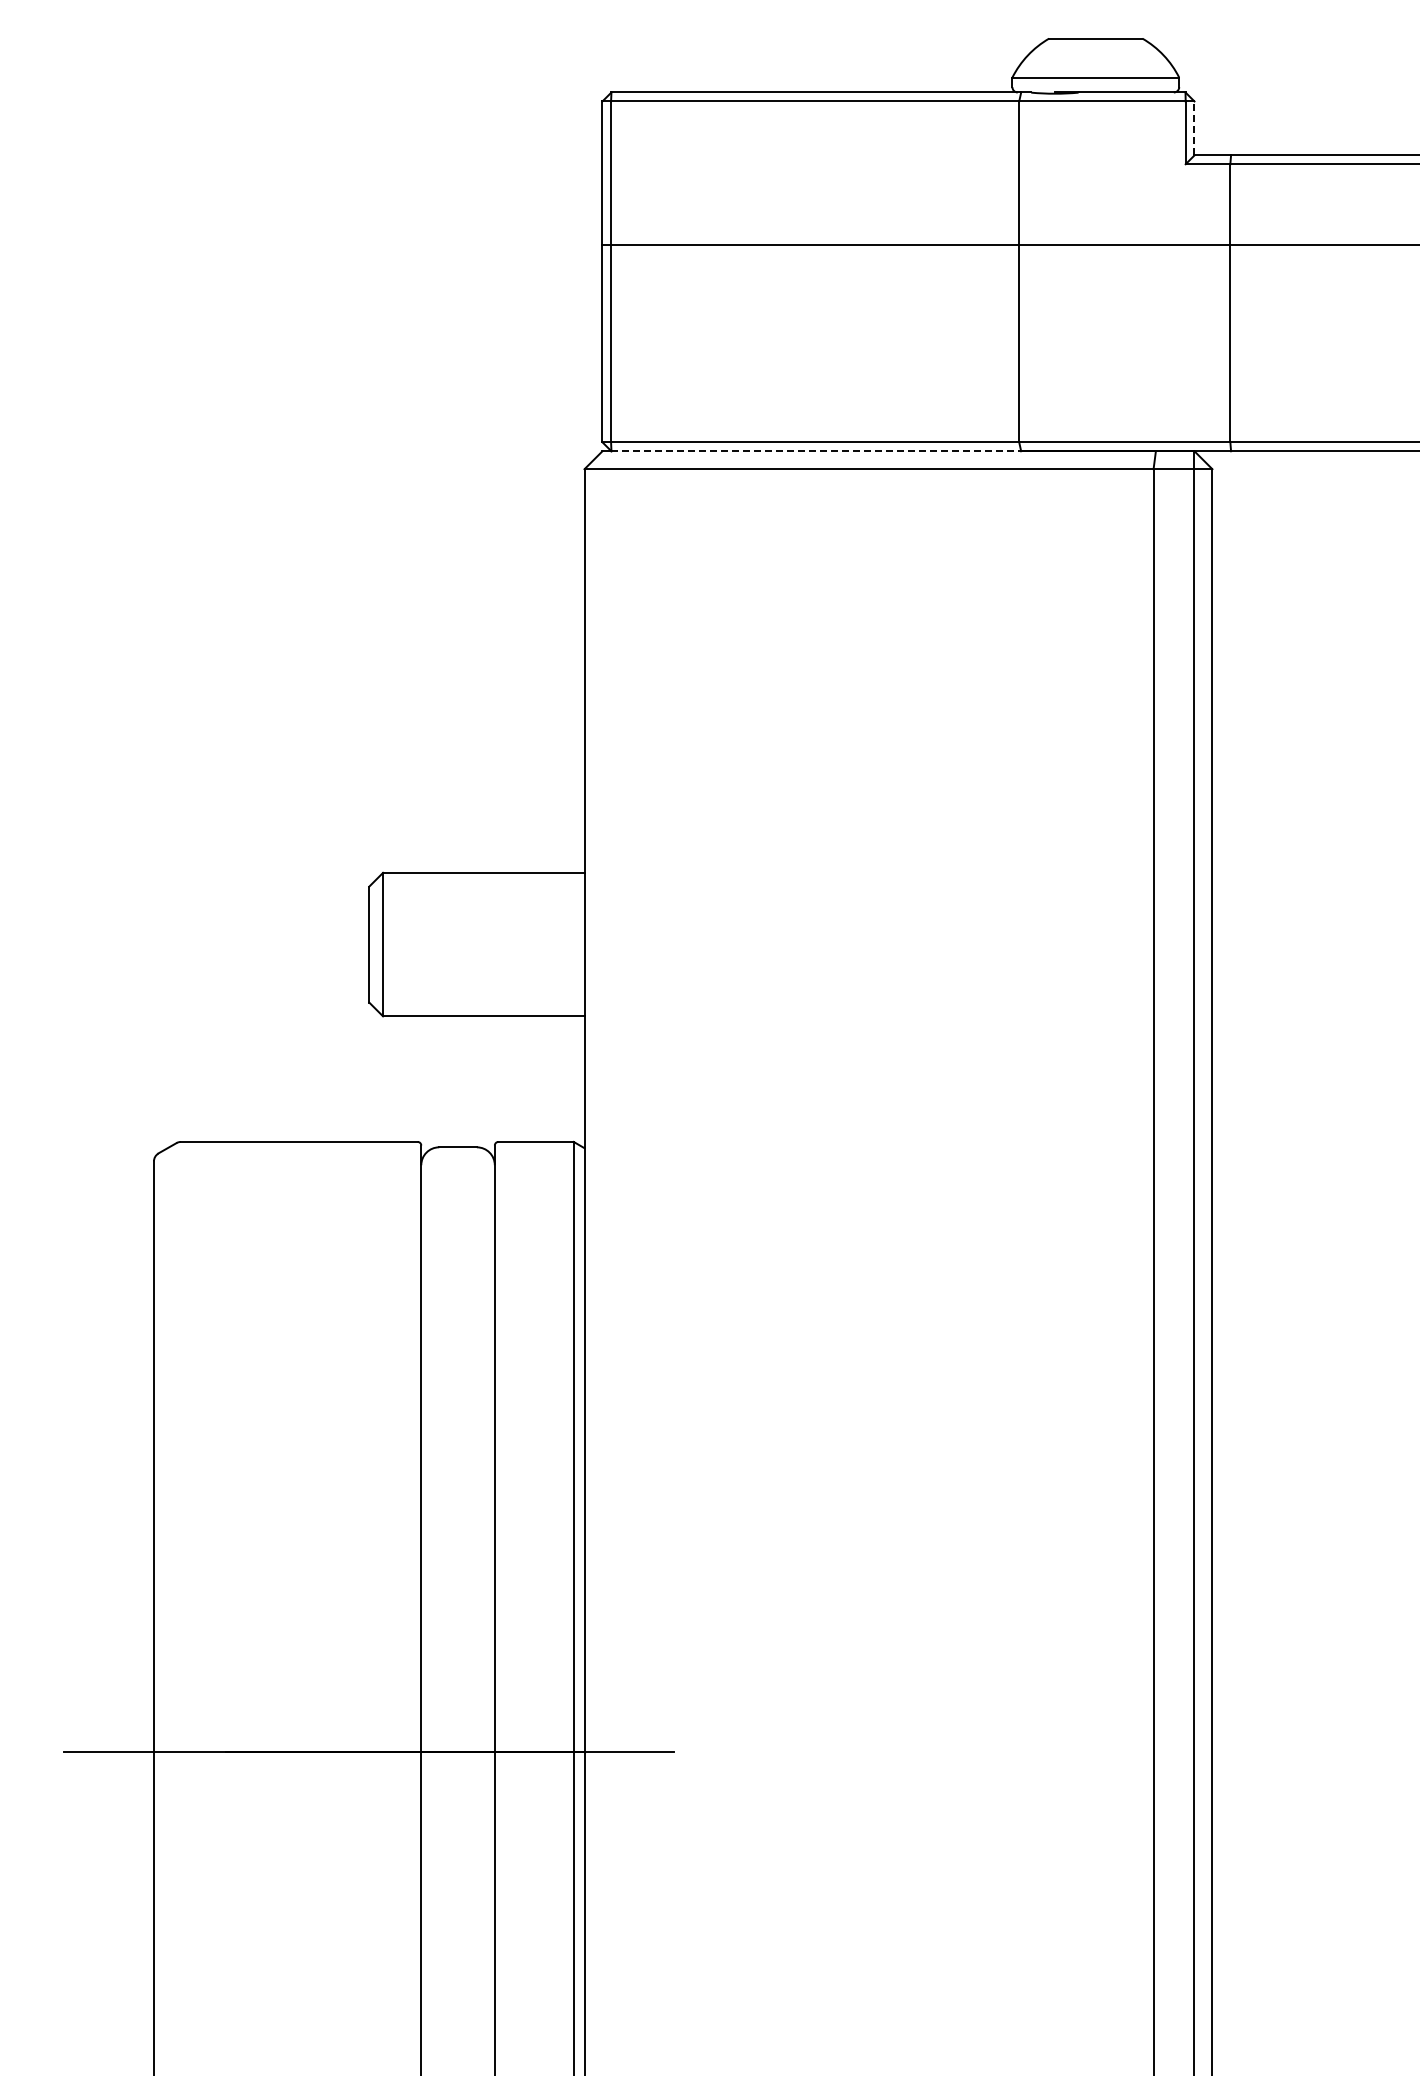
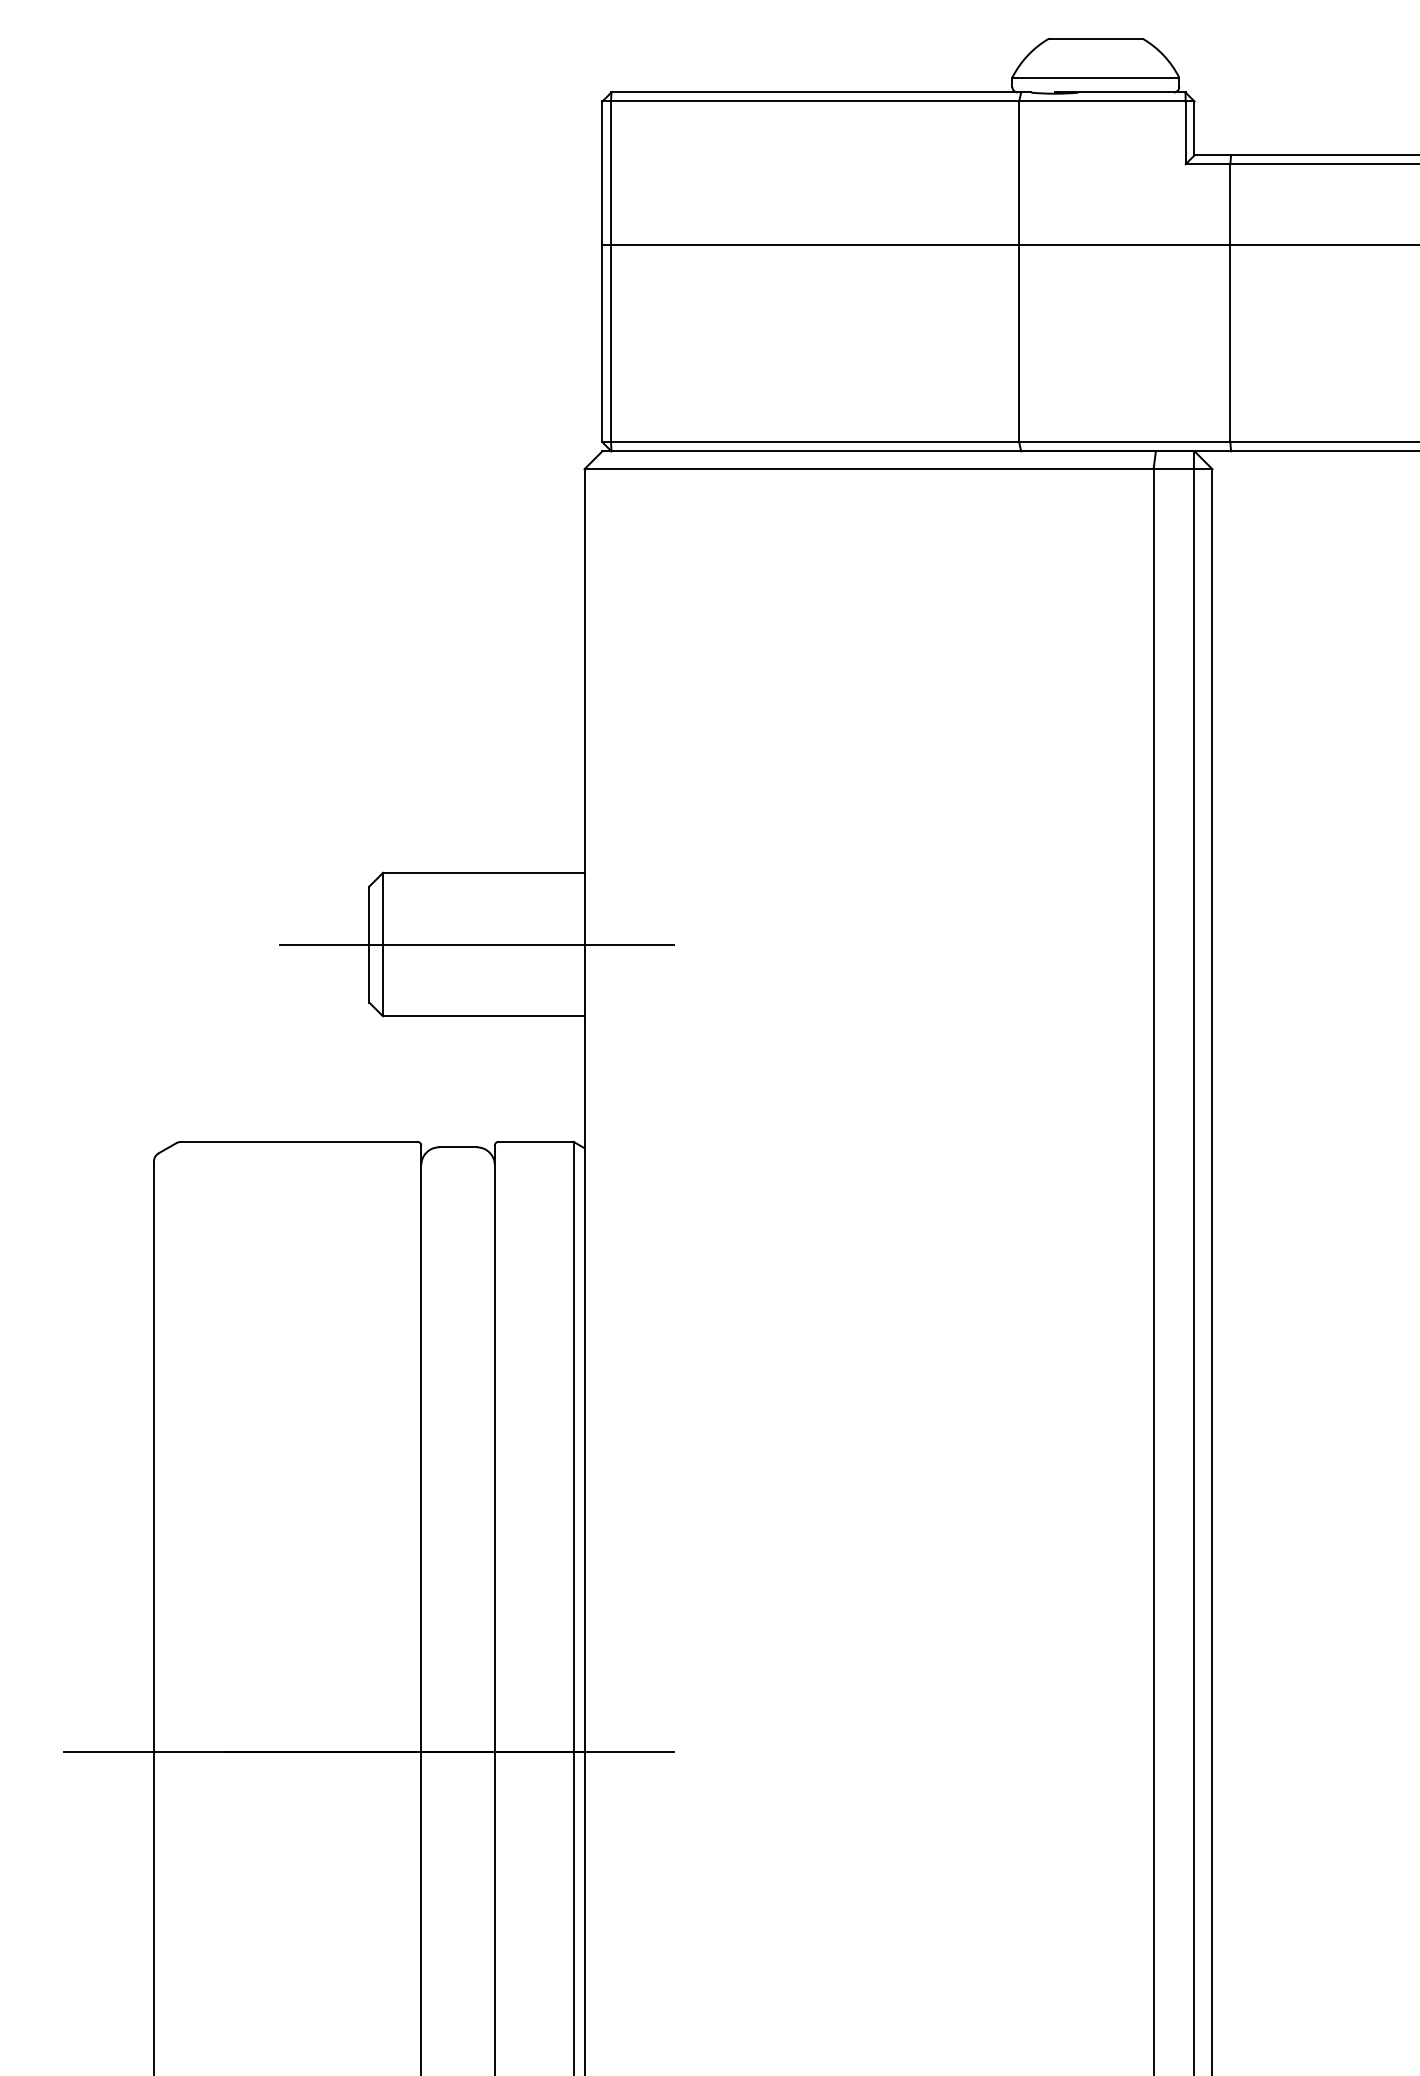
line: dashed -> solid (1194, 128)
line: dashed -> solid (816, 451)
line: none -> present (476, 944)
